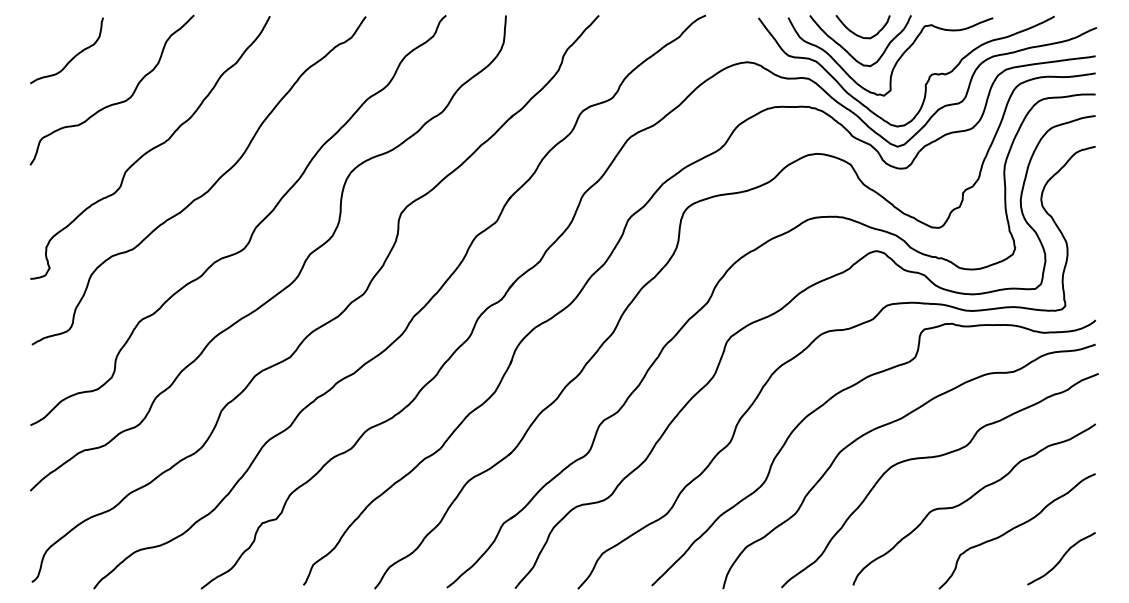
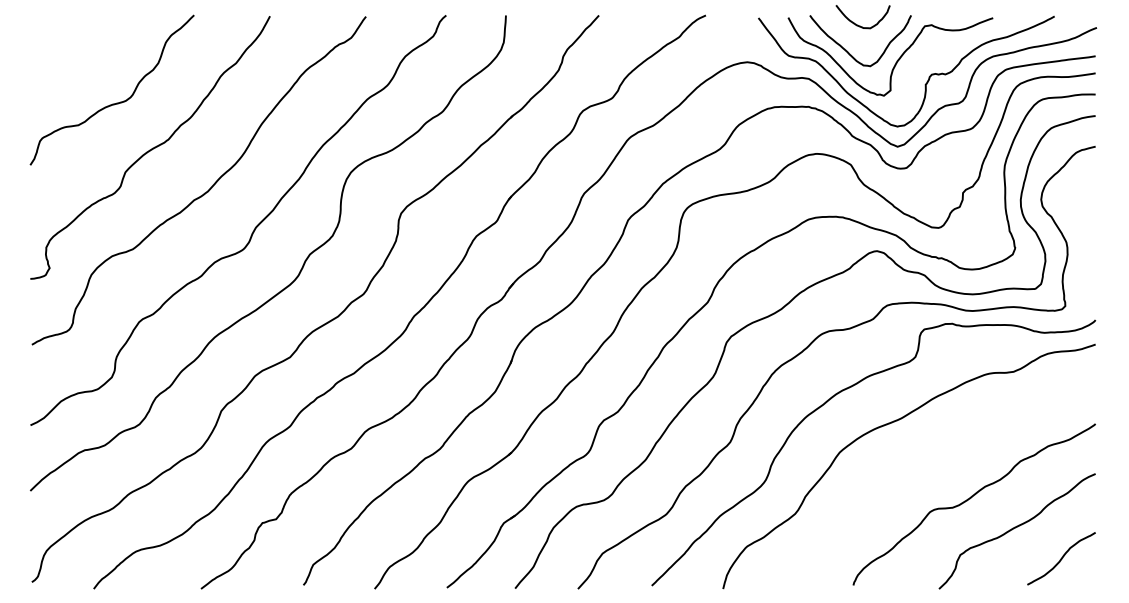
curve position: (860, 35) -> (860, 25) (860, 25)
curve: present -> none (73, 56)
curve: present -> none (938, 457)
